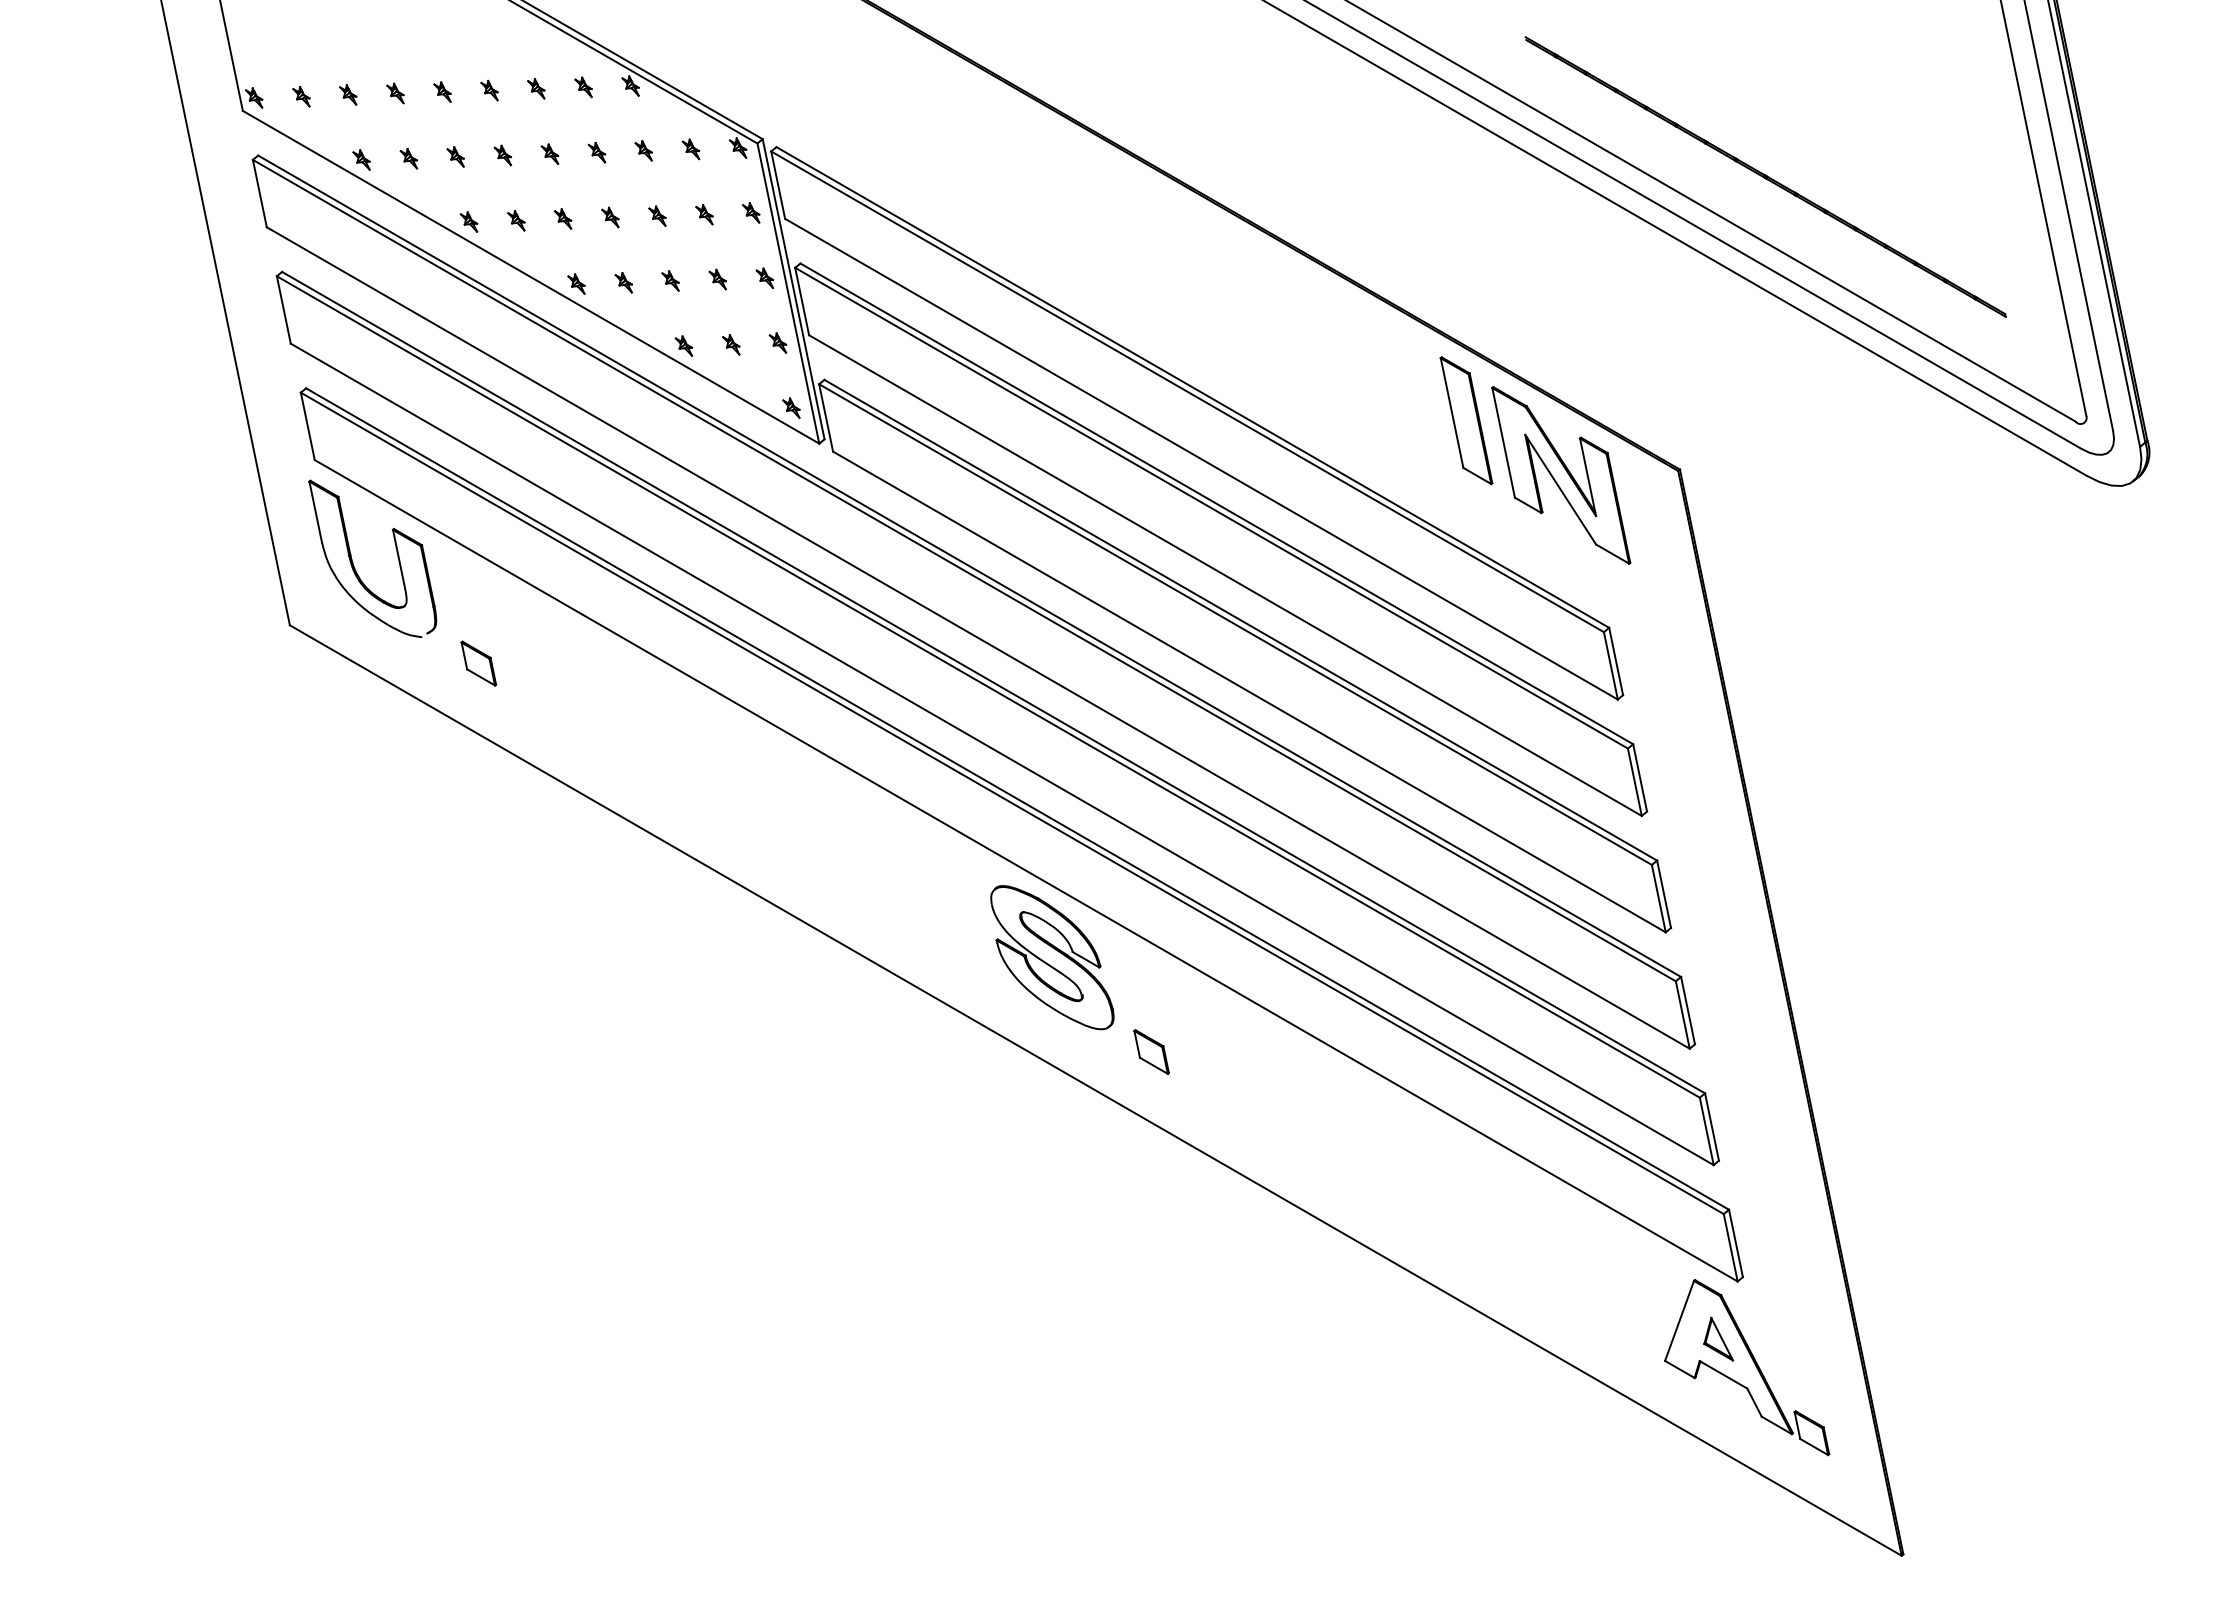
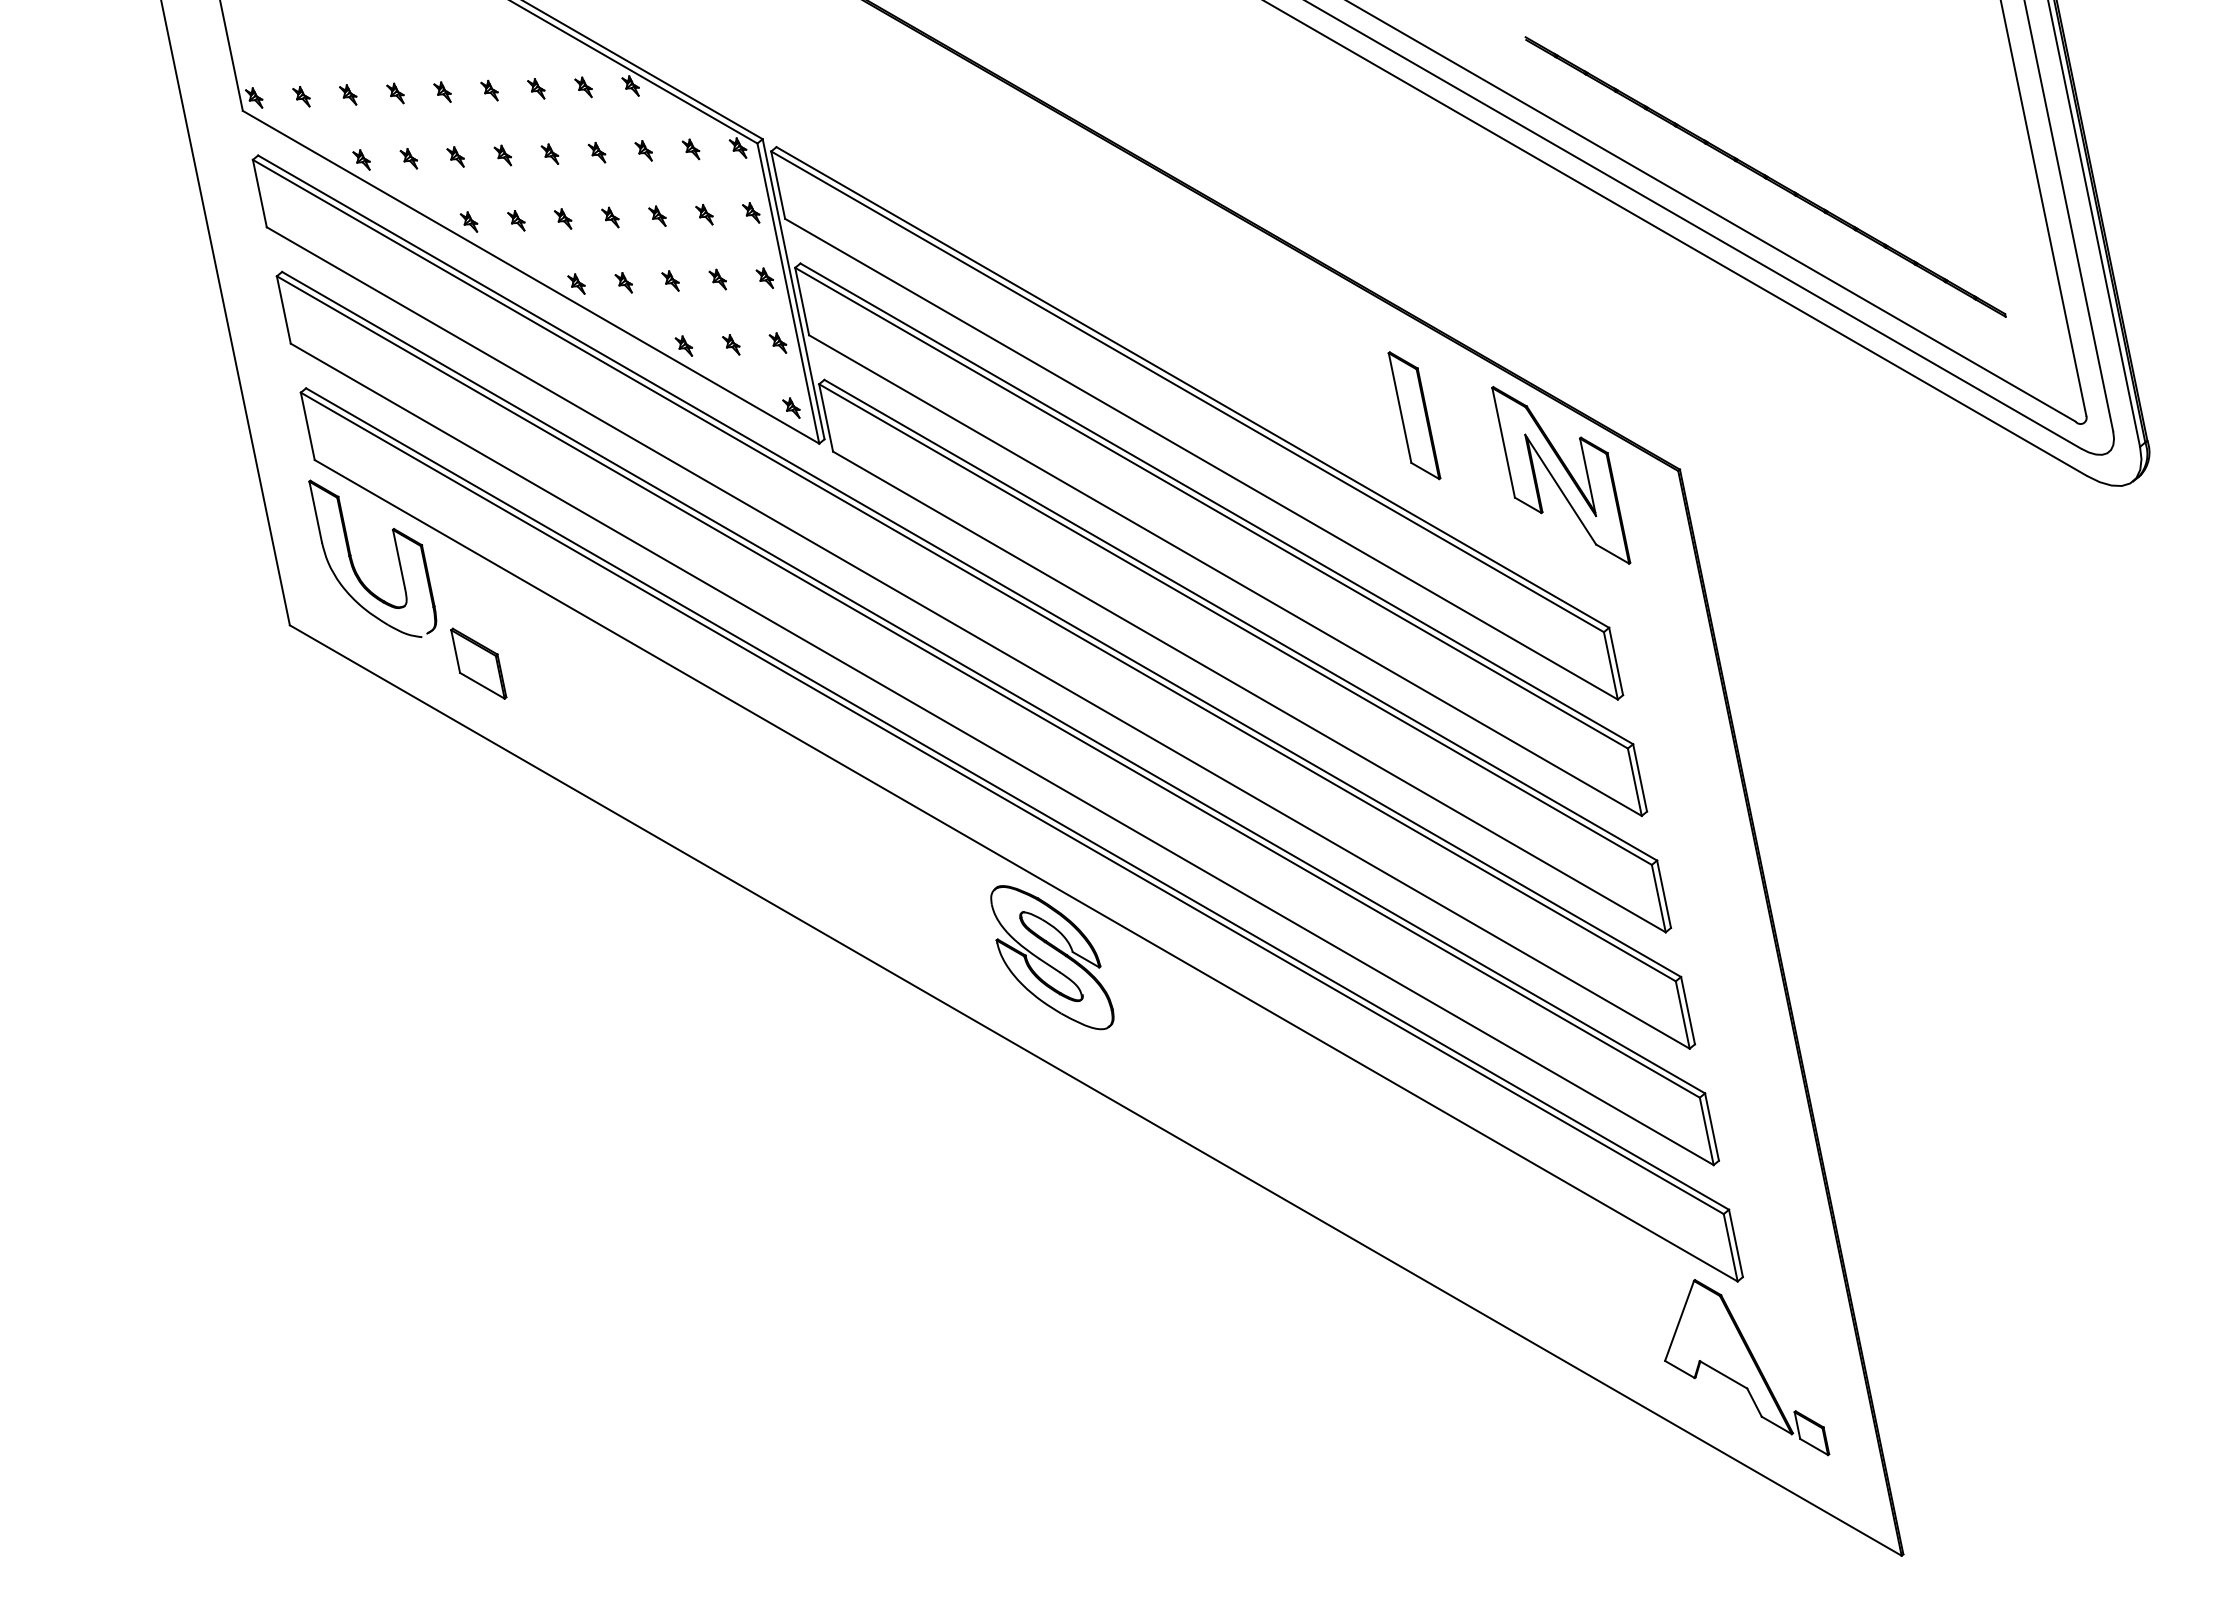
part position: (1466, 420) -> (1414, 415) (1414, 415)
part size: 38x47 px -> 58x73 px (478, 663)
part: present -> none (1151, 1051)
part: present -> none (1718, 1338)
